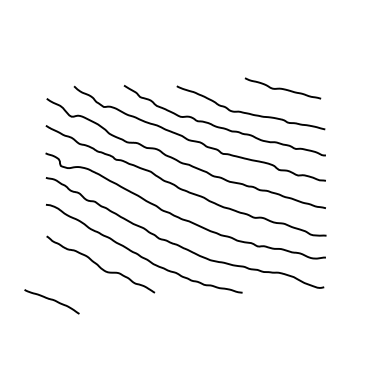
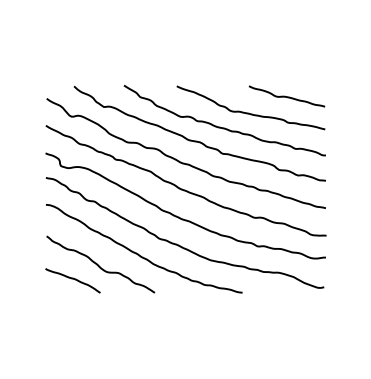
curve position: (282, 88) -> (286, 96) (286, 96)
curve position: (51, 300) -> (72, 279) (72, 279)
